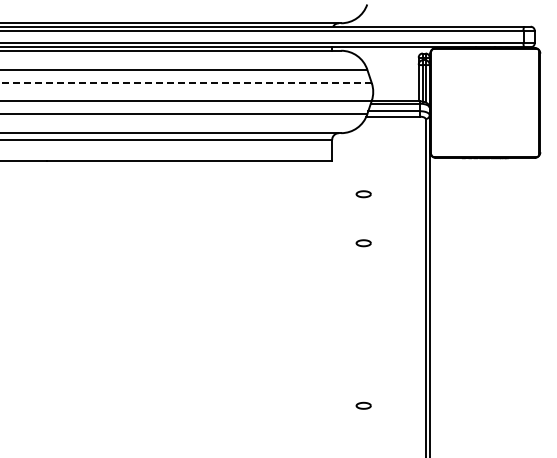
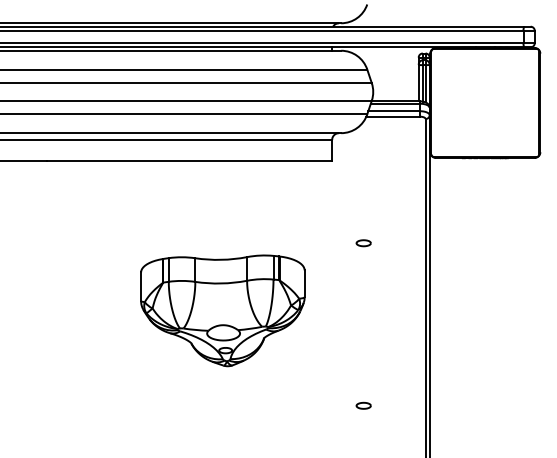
line: dashed -> solid (185, 83)
part: present -> none (363, 194)
part: none -> present (222, 310)
